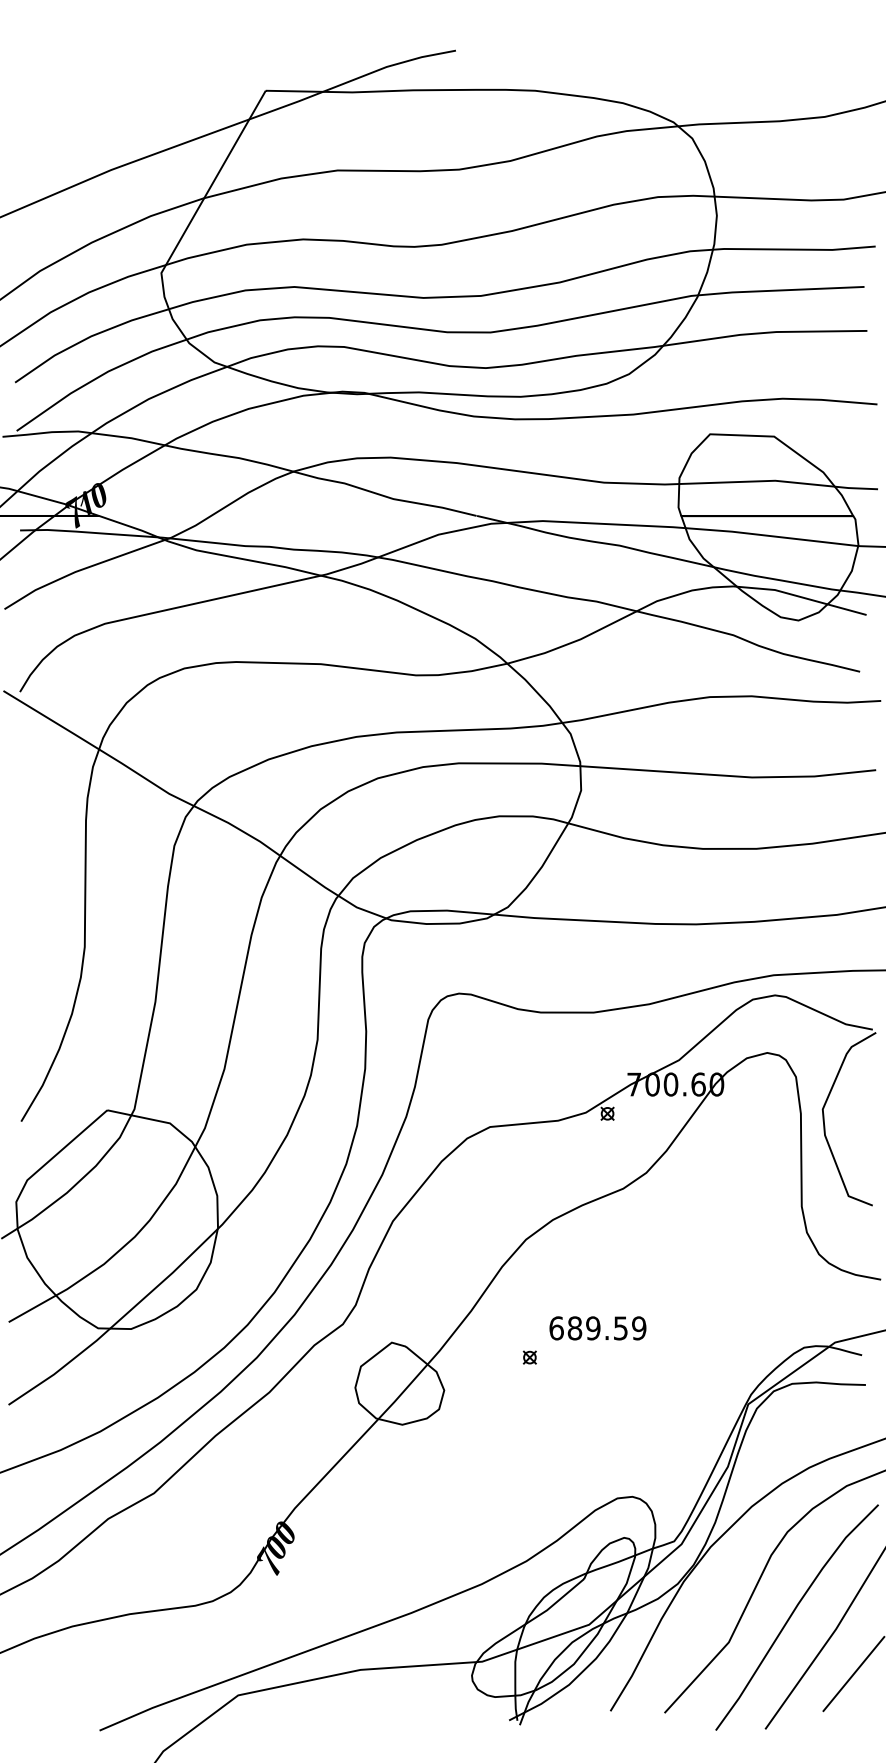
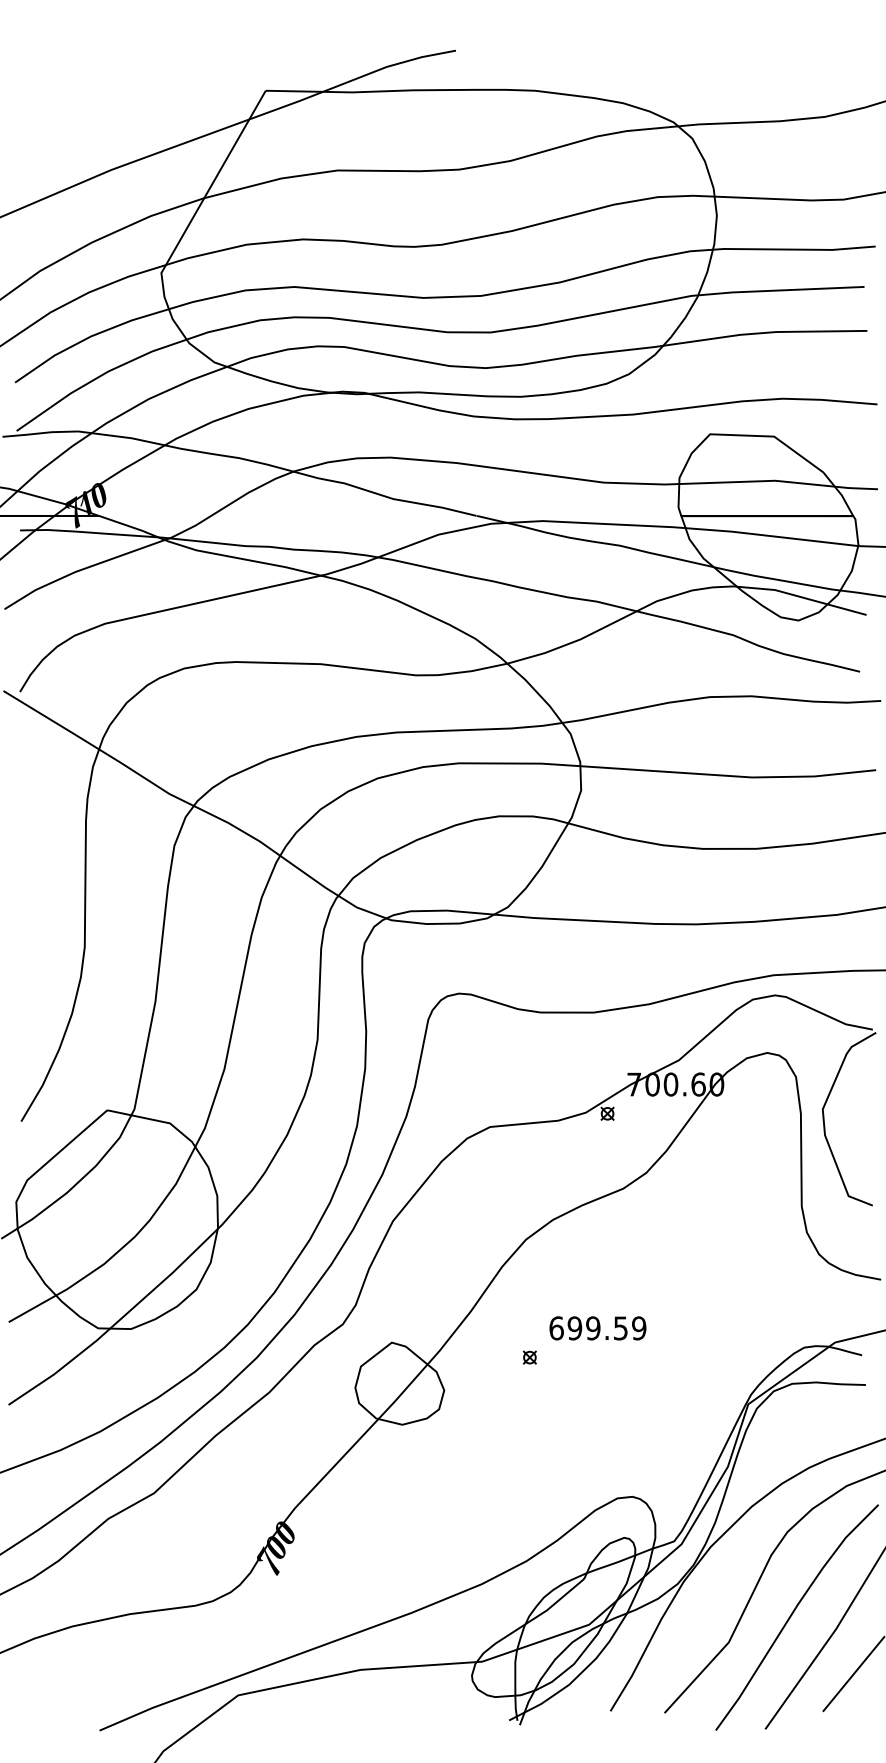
text: 689.59 -> 699.59 (574, 1328)
